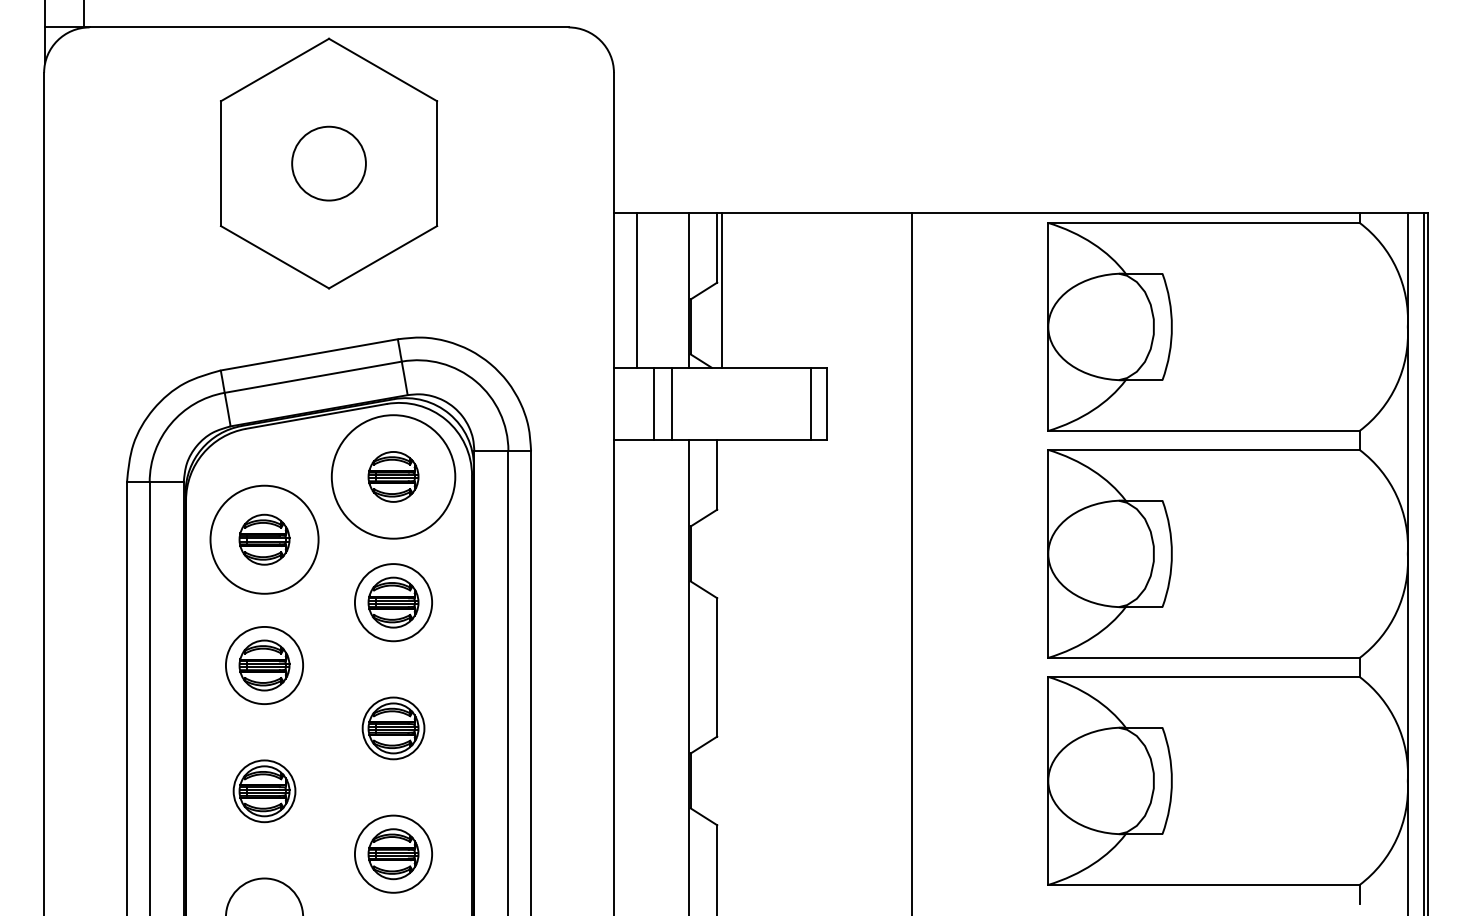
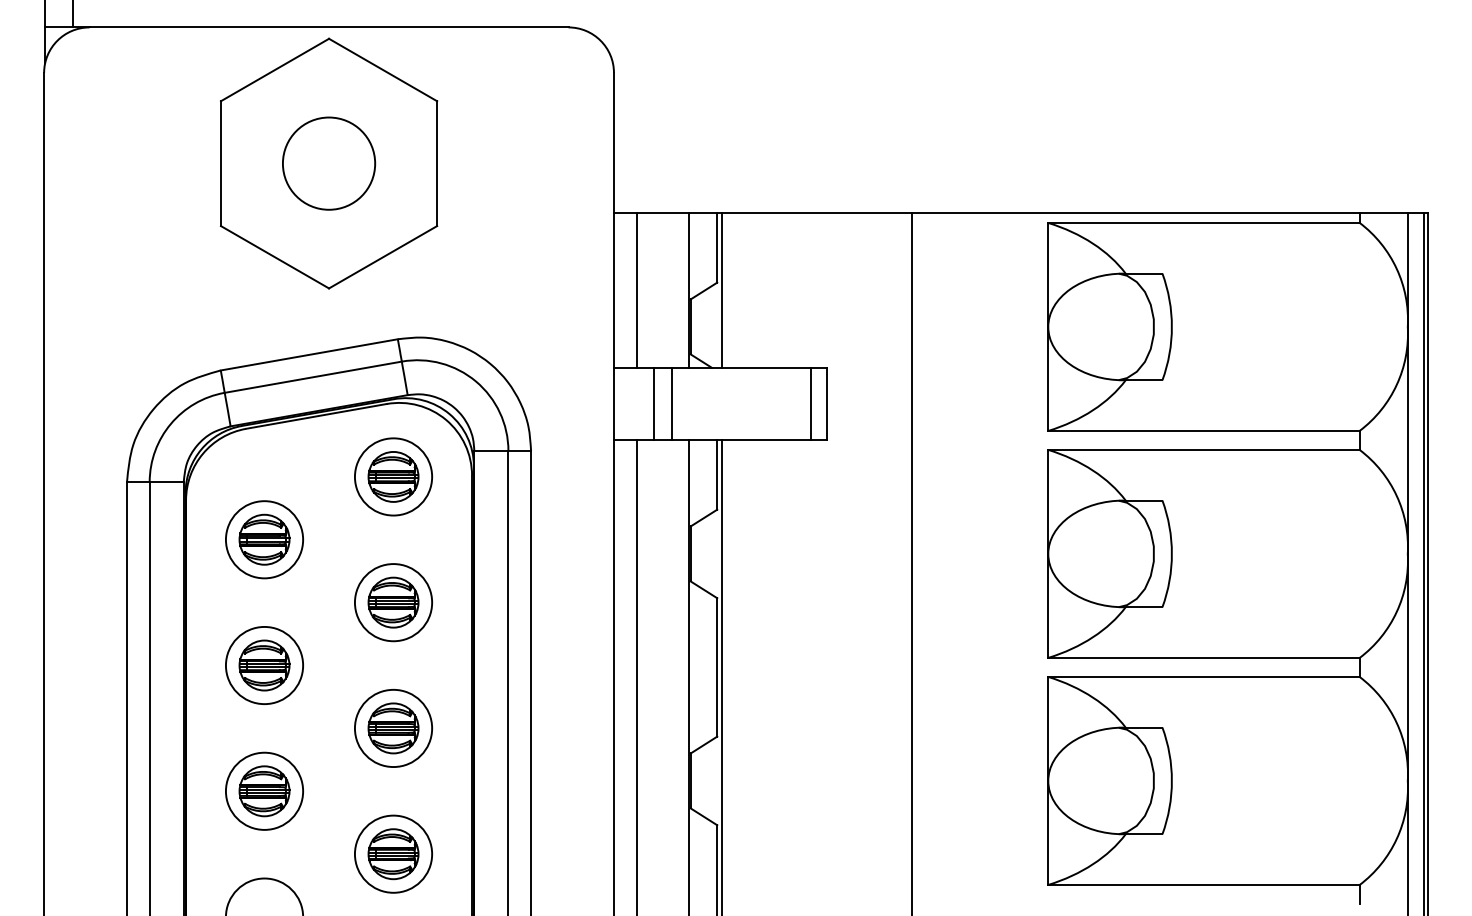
line position: (84, 14) -> (73, 14) (73, 14)
circle diameter: 74 px -> 92 px (328, 163)
circle diameter: 124 px -> 77 px (393, 476)
circle diameter: 108 px -> 77 px (264, 539)
line: none -> present (636, 676)
line: none -> present (722, 676)
circle diameter: 62 px -> 77 px (393, 728)
circle diameter: 62 px -> 77 px (264, 790)
